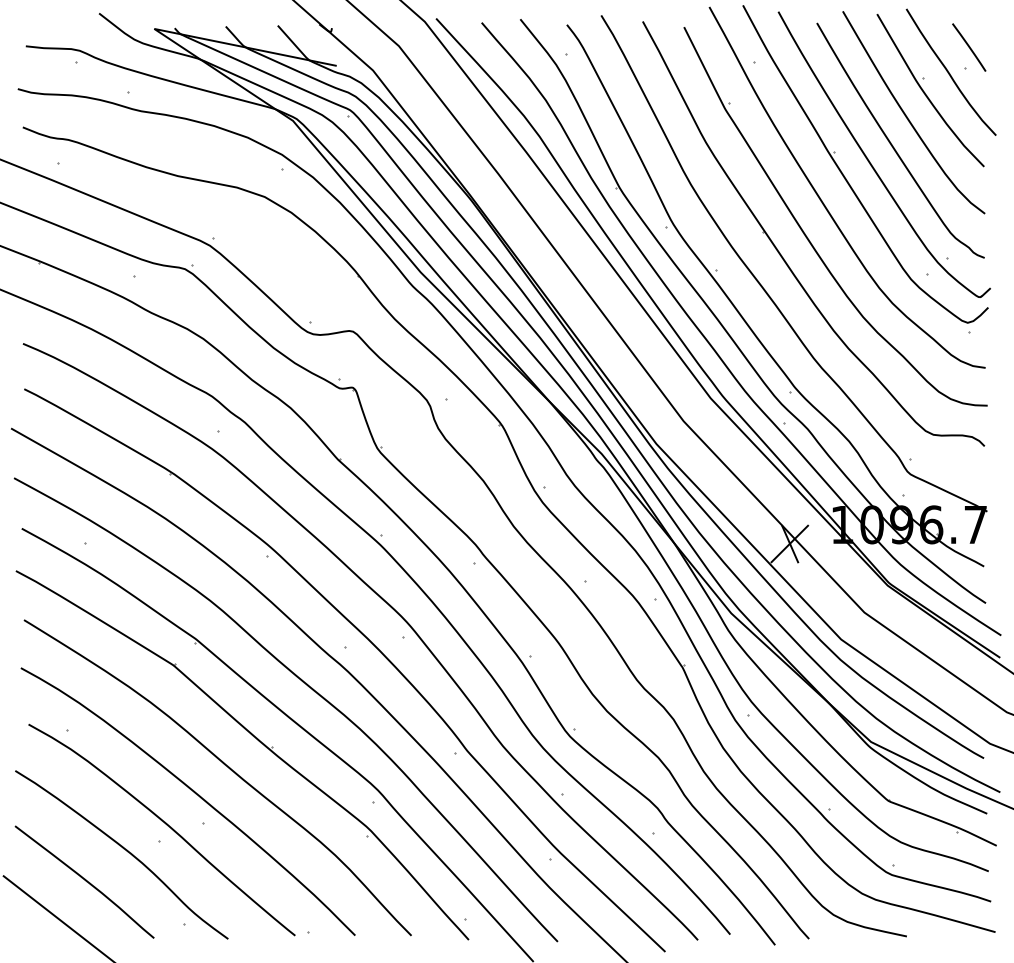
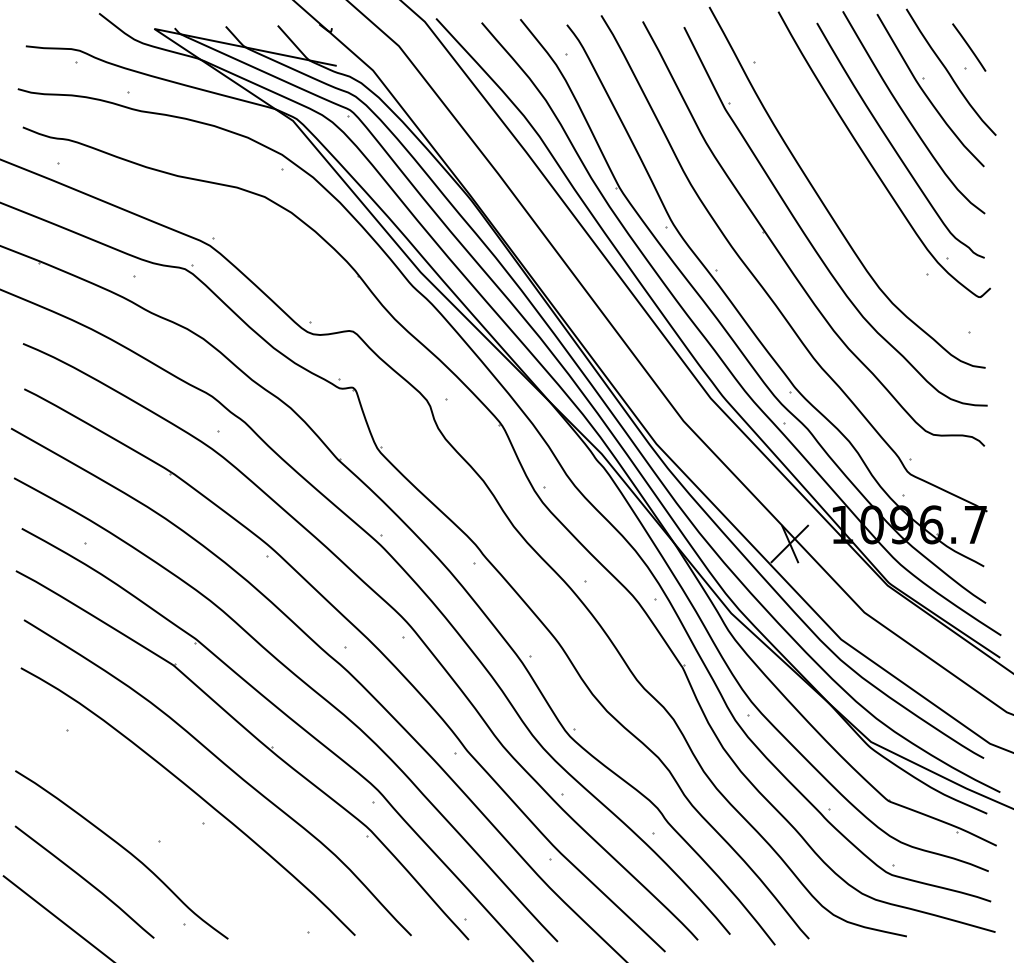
part: present -> none (845, 176)
curve: present -> none (165, 824)
